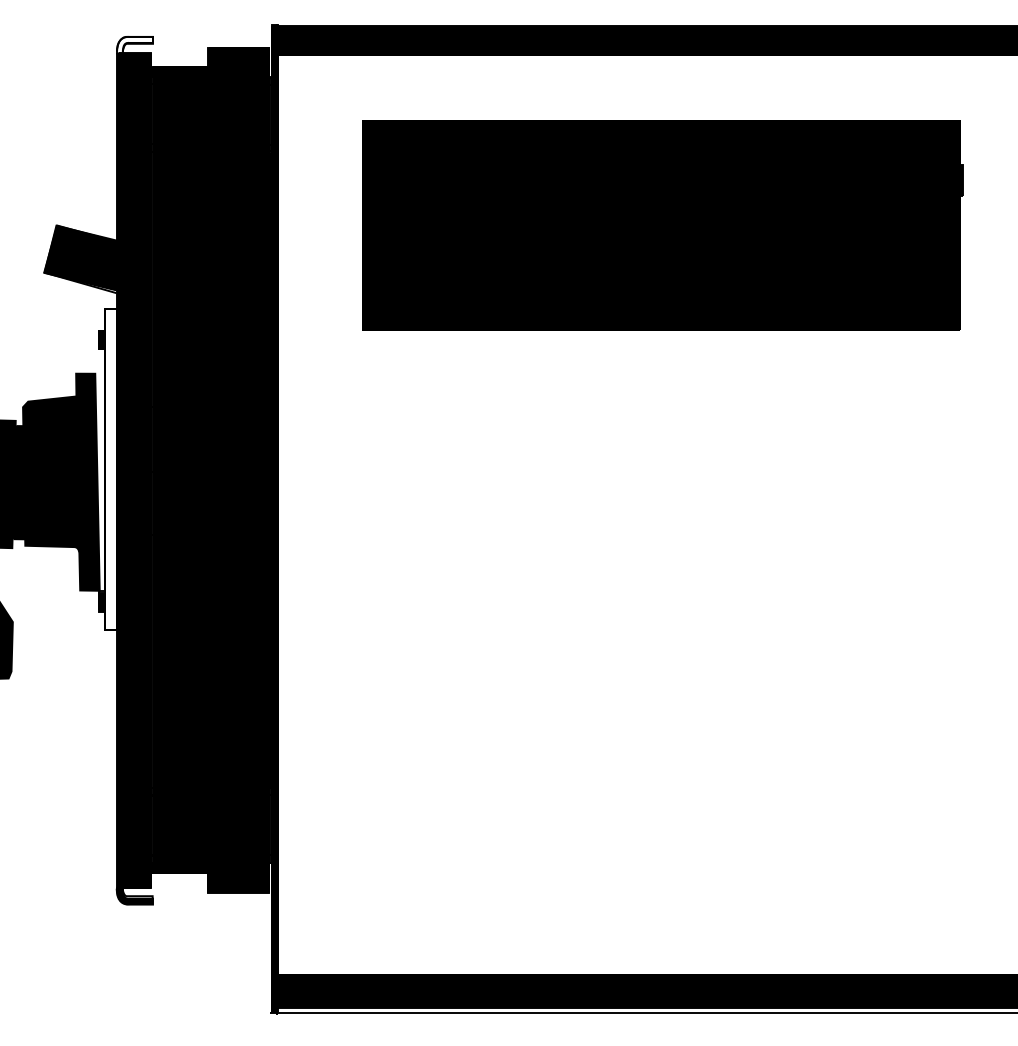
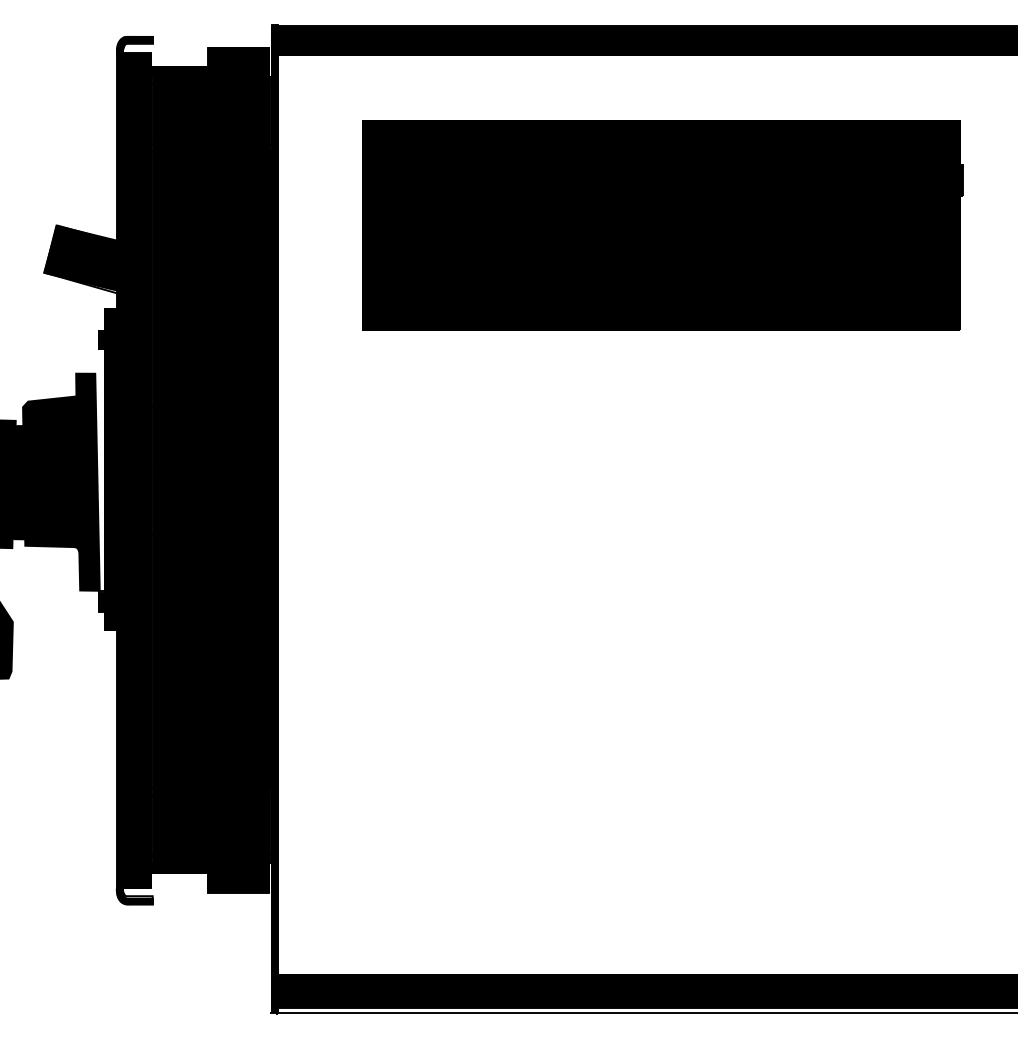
fill: none -> present (134, 44)
fill: none -> present (110, 468)
